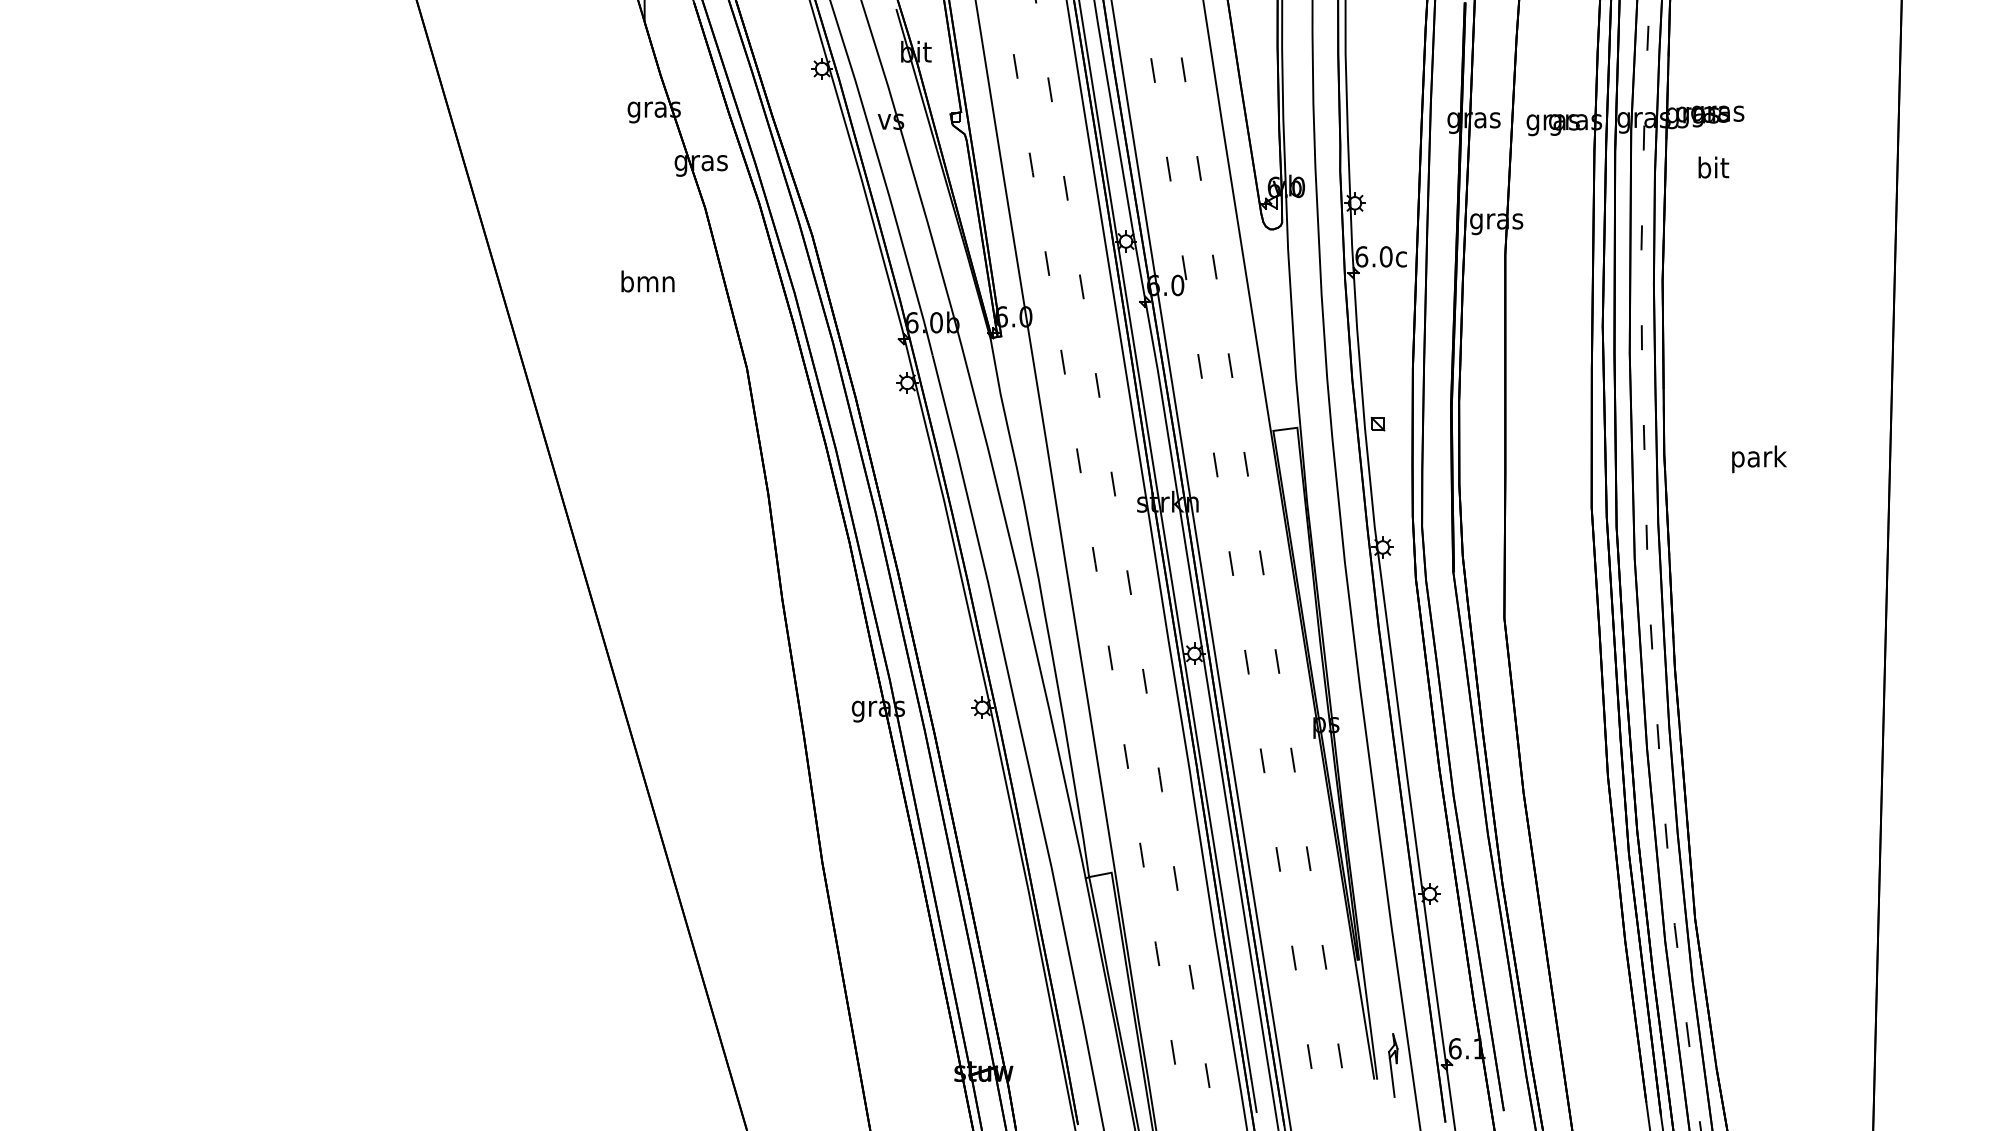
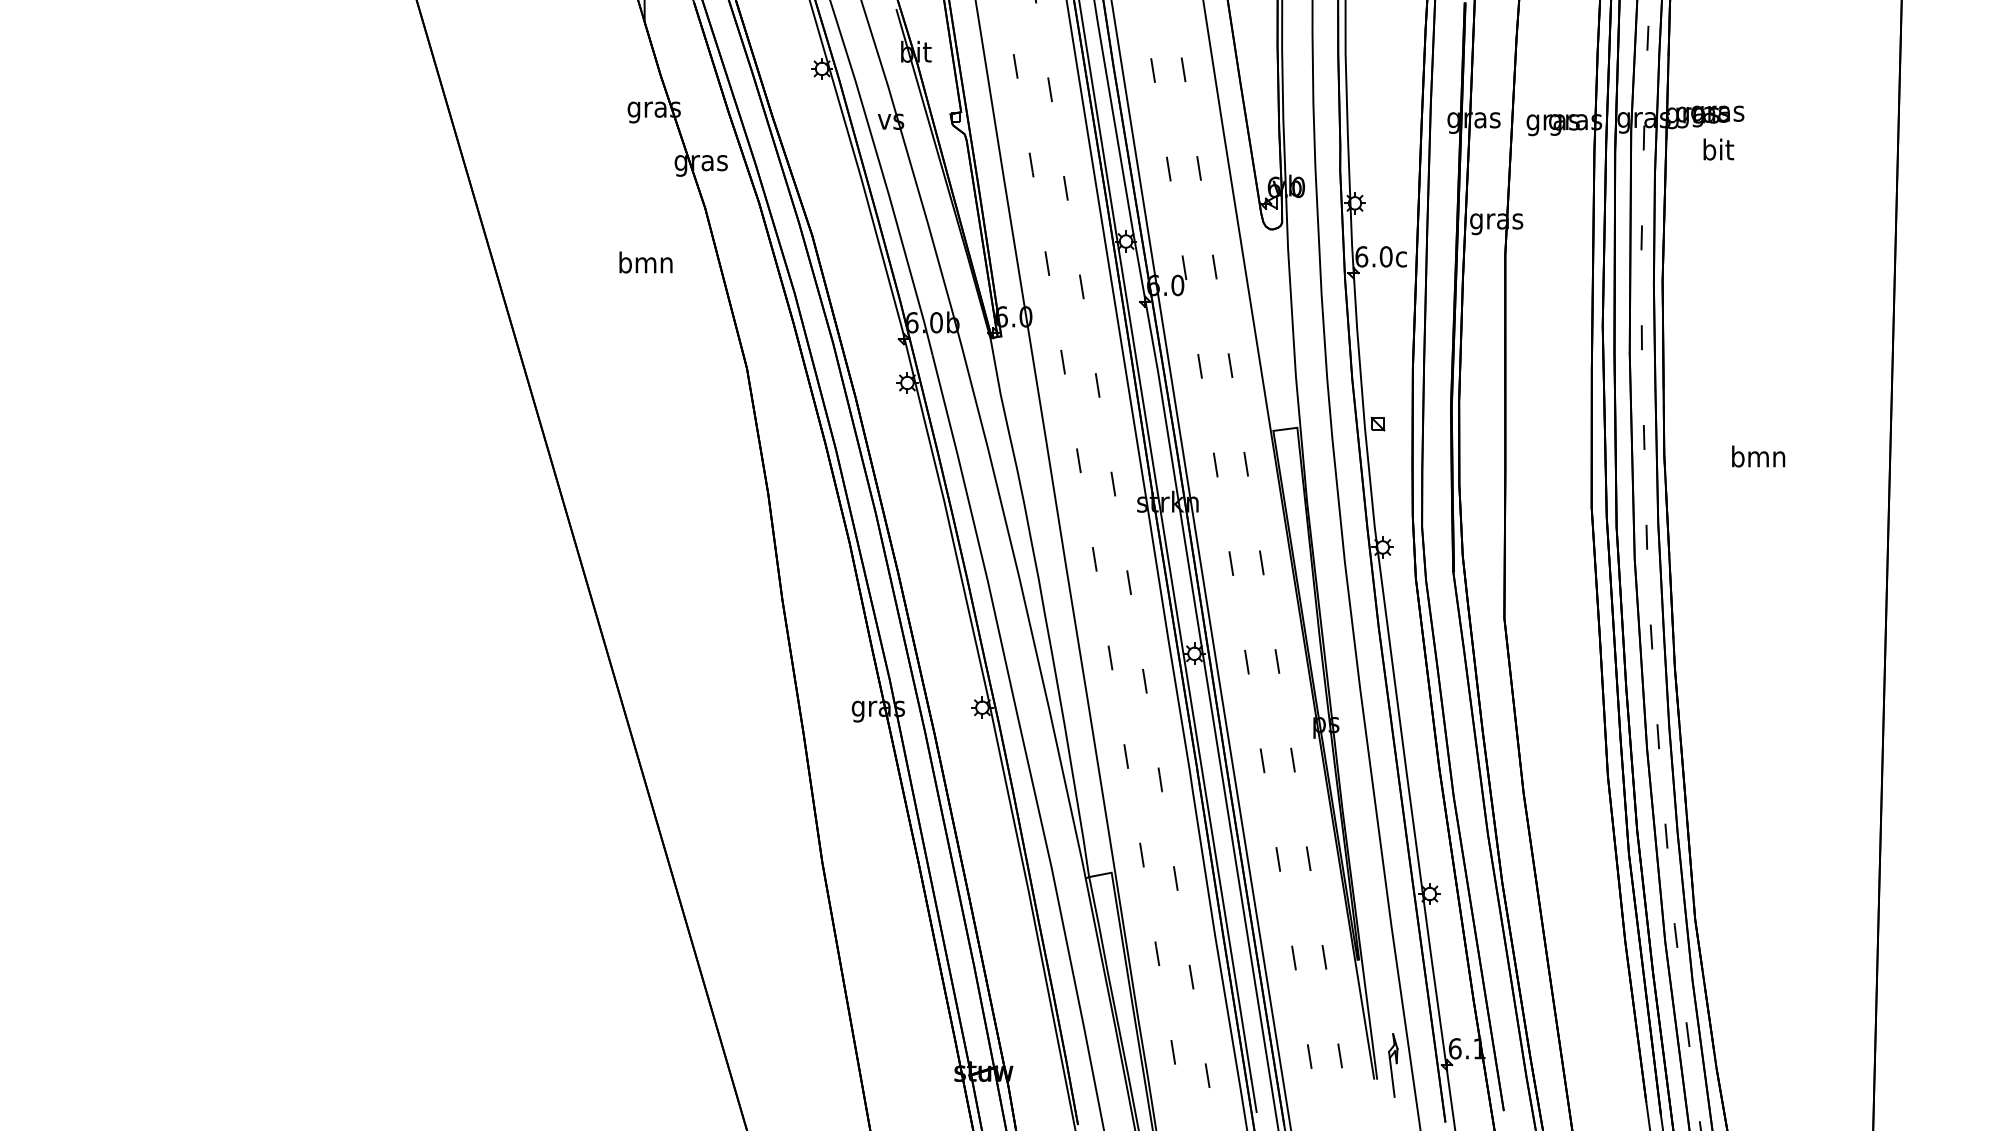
text position: (1713, 167) -> (1718, 149) (1718, 149)
text position: (647, 281) -> (645, 262) (645, 262)
text: park -> bmn (1759, 459)
